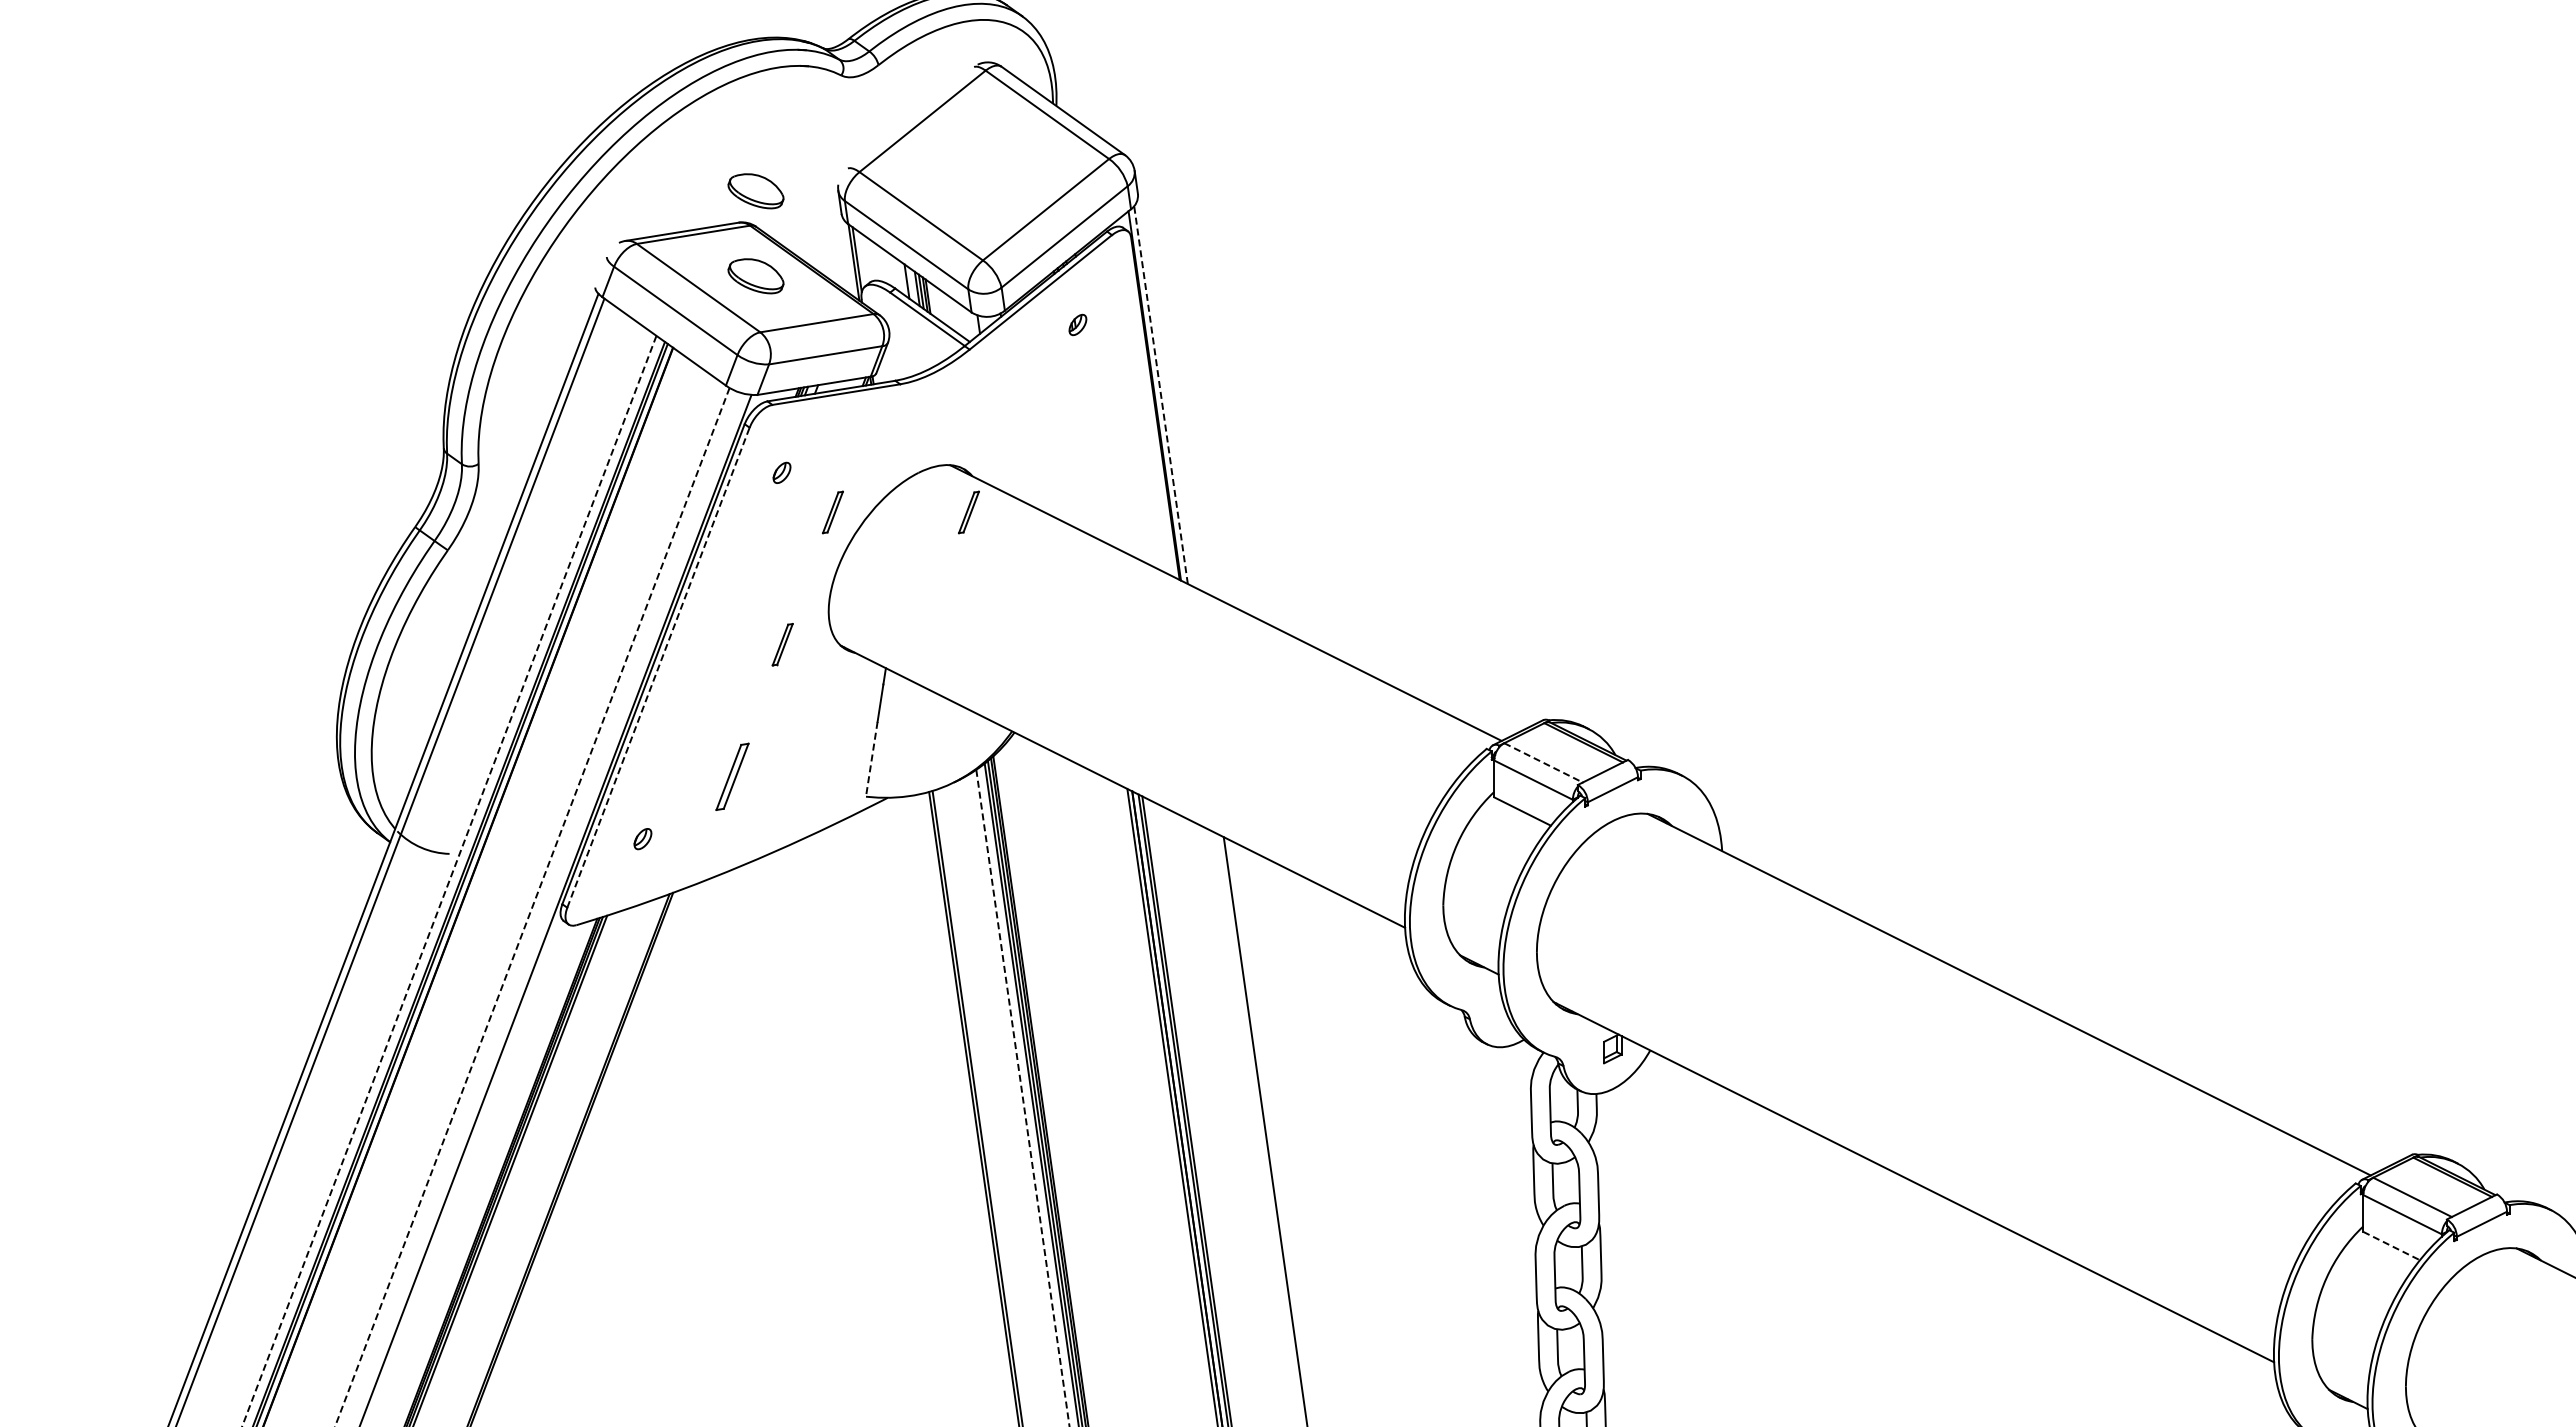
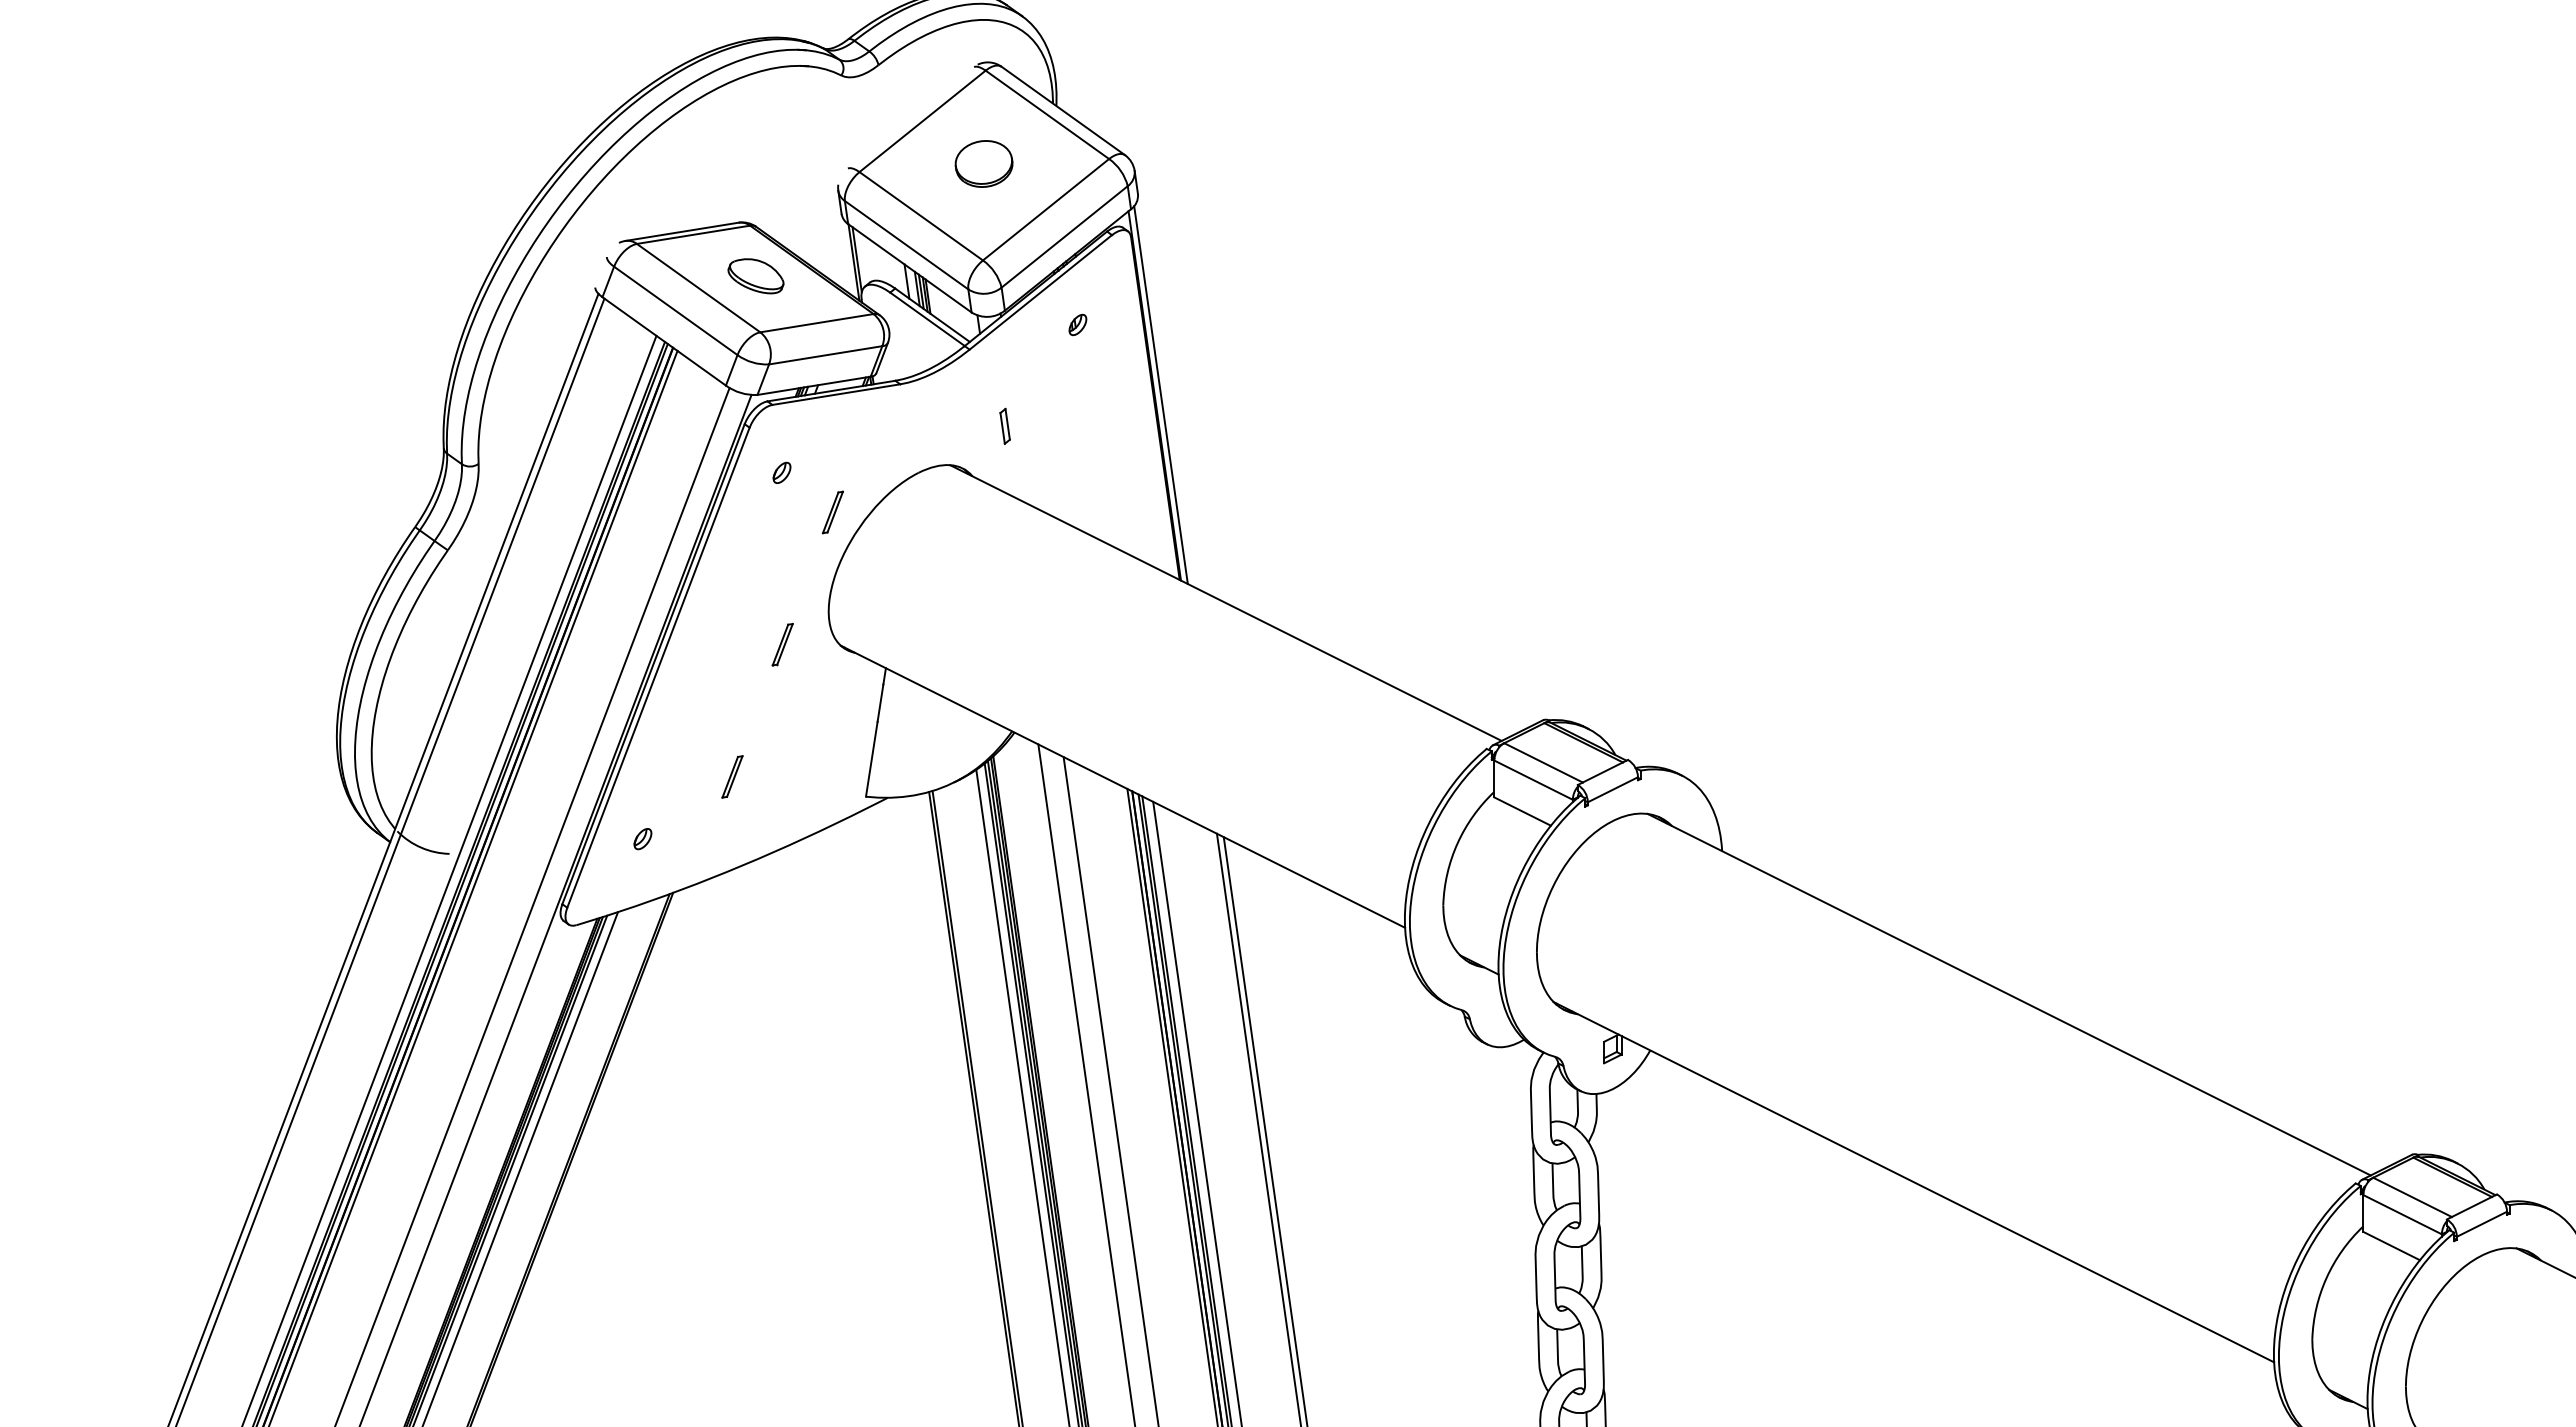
part: none -> present (983, 163)
part: present -> none (755, 191)
line: dashed -> solid (1161, 395)
part: none -> present (1004, 425)
part: present -> none (968, 512)
line: dashed -> solid (658, 667)
line: dashed -> solid (871, 759)
line: dashed -> solid (1543, 762)
part size: 35x69 px -> 23x44 px (732, 776)
line: dashed -> solid (449, 881)
line: none -> present (473, 886)
line: dashed -> solid (532, 907)
line: none -> present (1086, 1083)
line: none -> present (1110, 1090)
line: dashed -> solid (1022, 1098)
line: none -> present (1197, 1112)
line: none -> present (1258, 1128)
line: none -> present (520, 1167)
line: dashed -> solid (2391, 1246)
